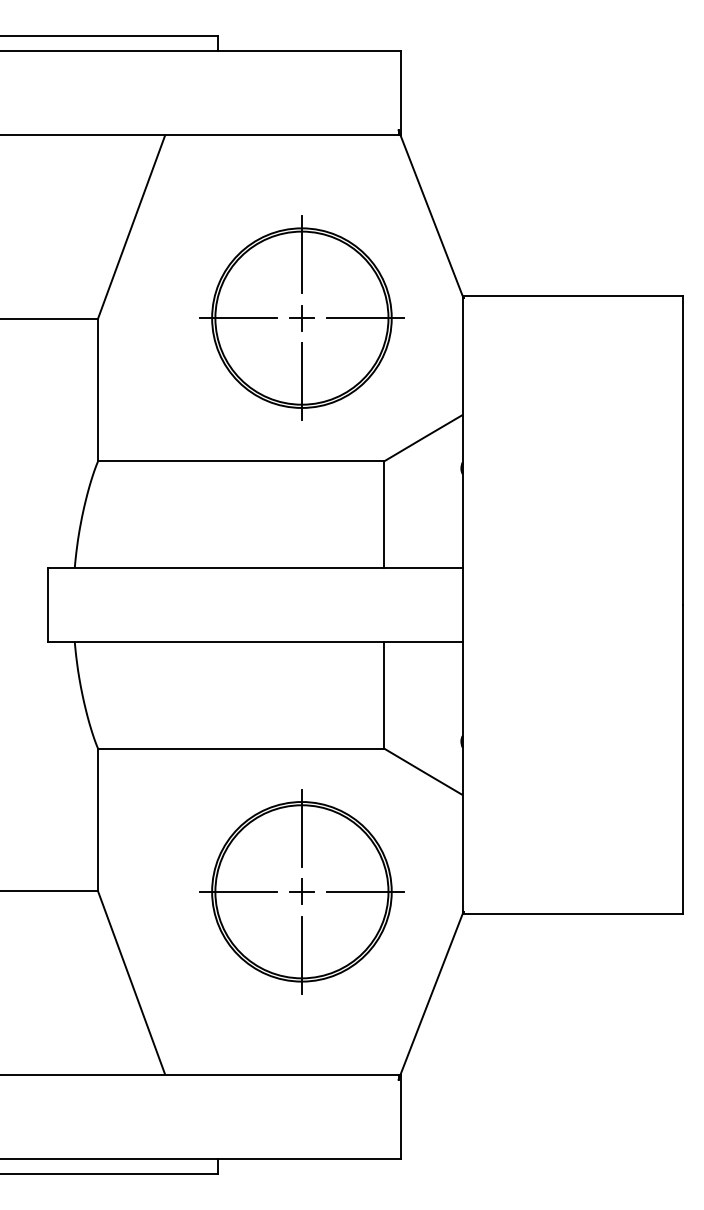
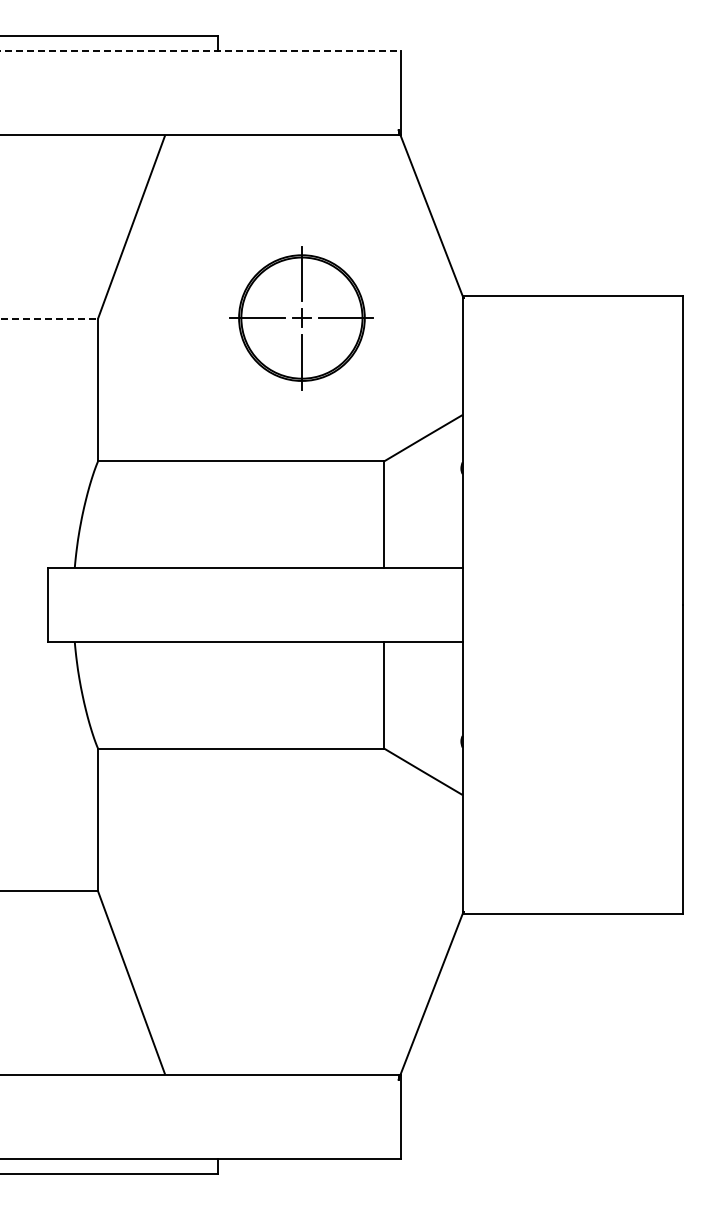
line: solid -> dashed (201, 51)
part size: 206x206 px -> 145x145 px (301, 318)
line: solid -> dashed (49, 318)
part: present -> none (301, 891)
